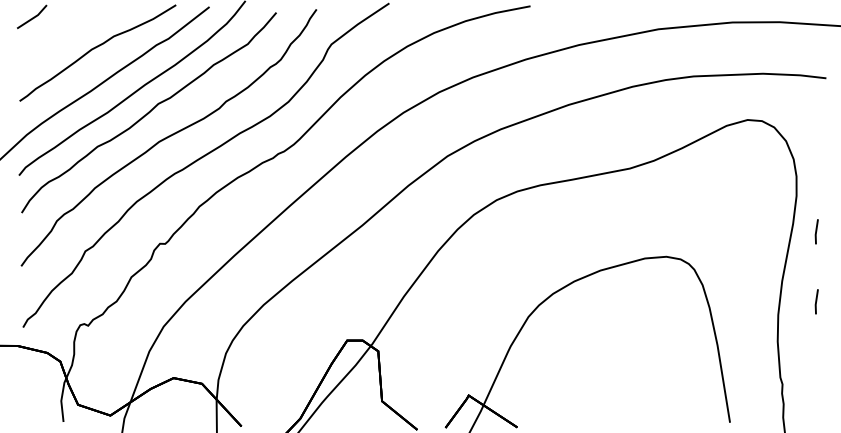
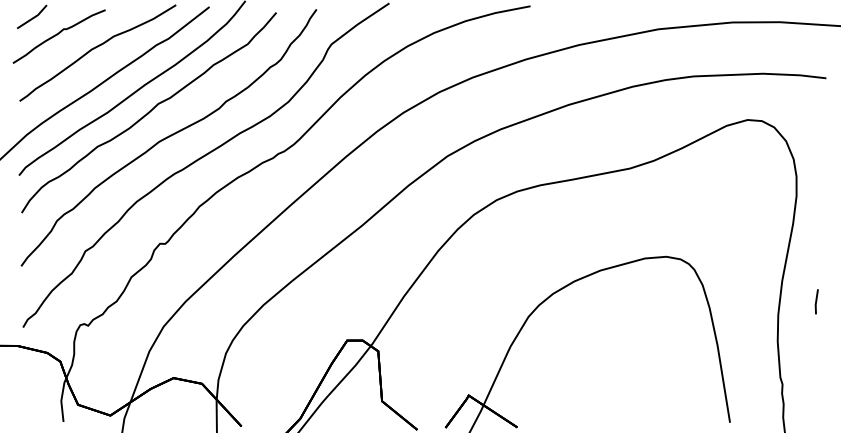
part: none -> present (58, 36)
line: present -> none (816, 231)
